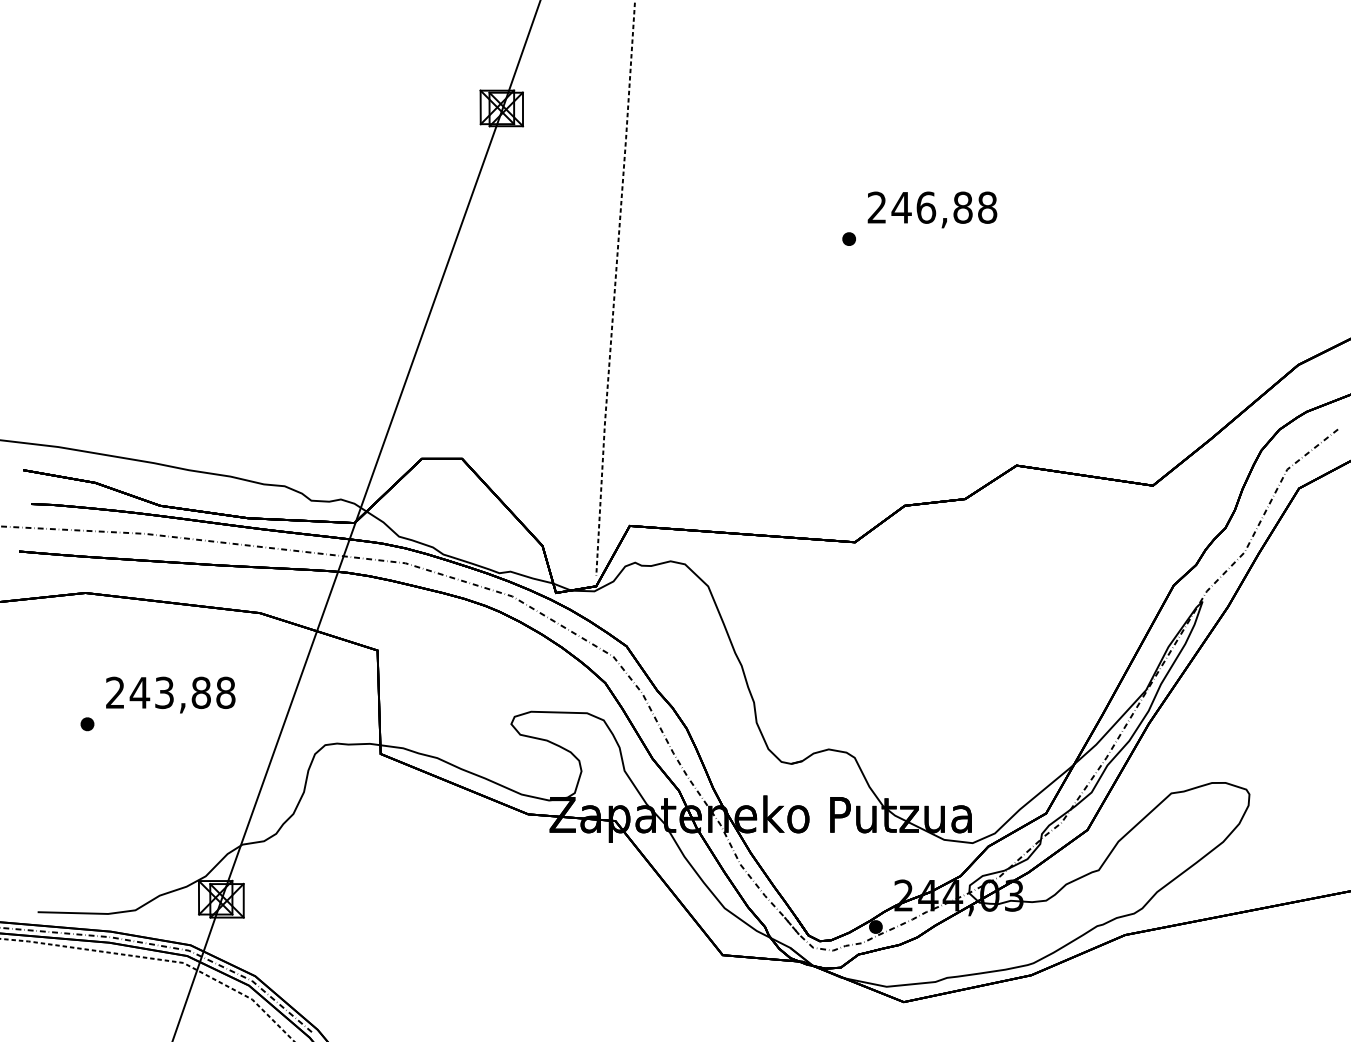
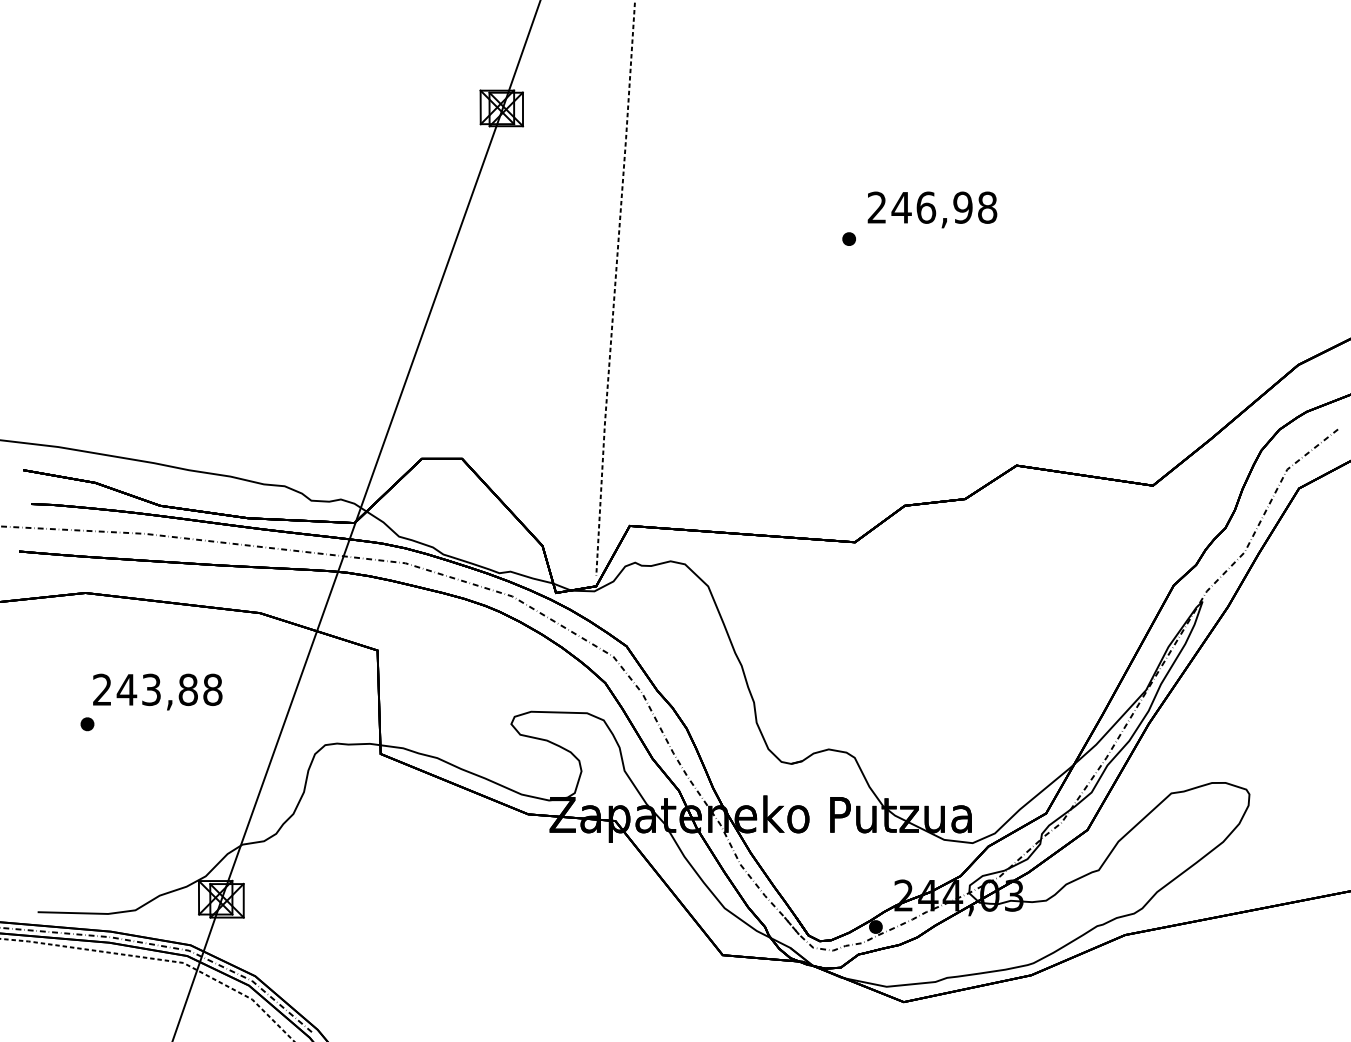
text: 246,88 -> 246,98 (962, 207)
text position: (170, 694) -> (157, 691) (157, 691)
